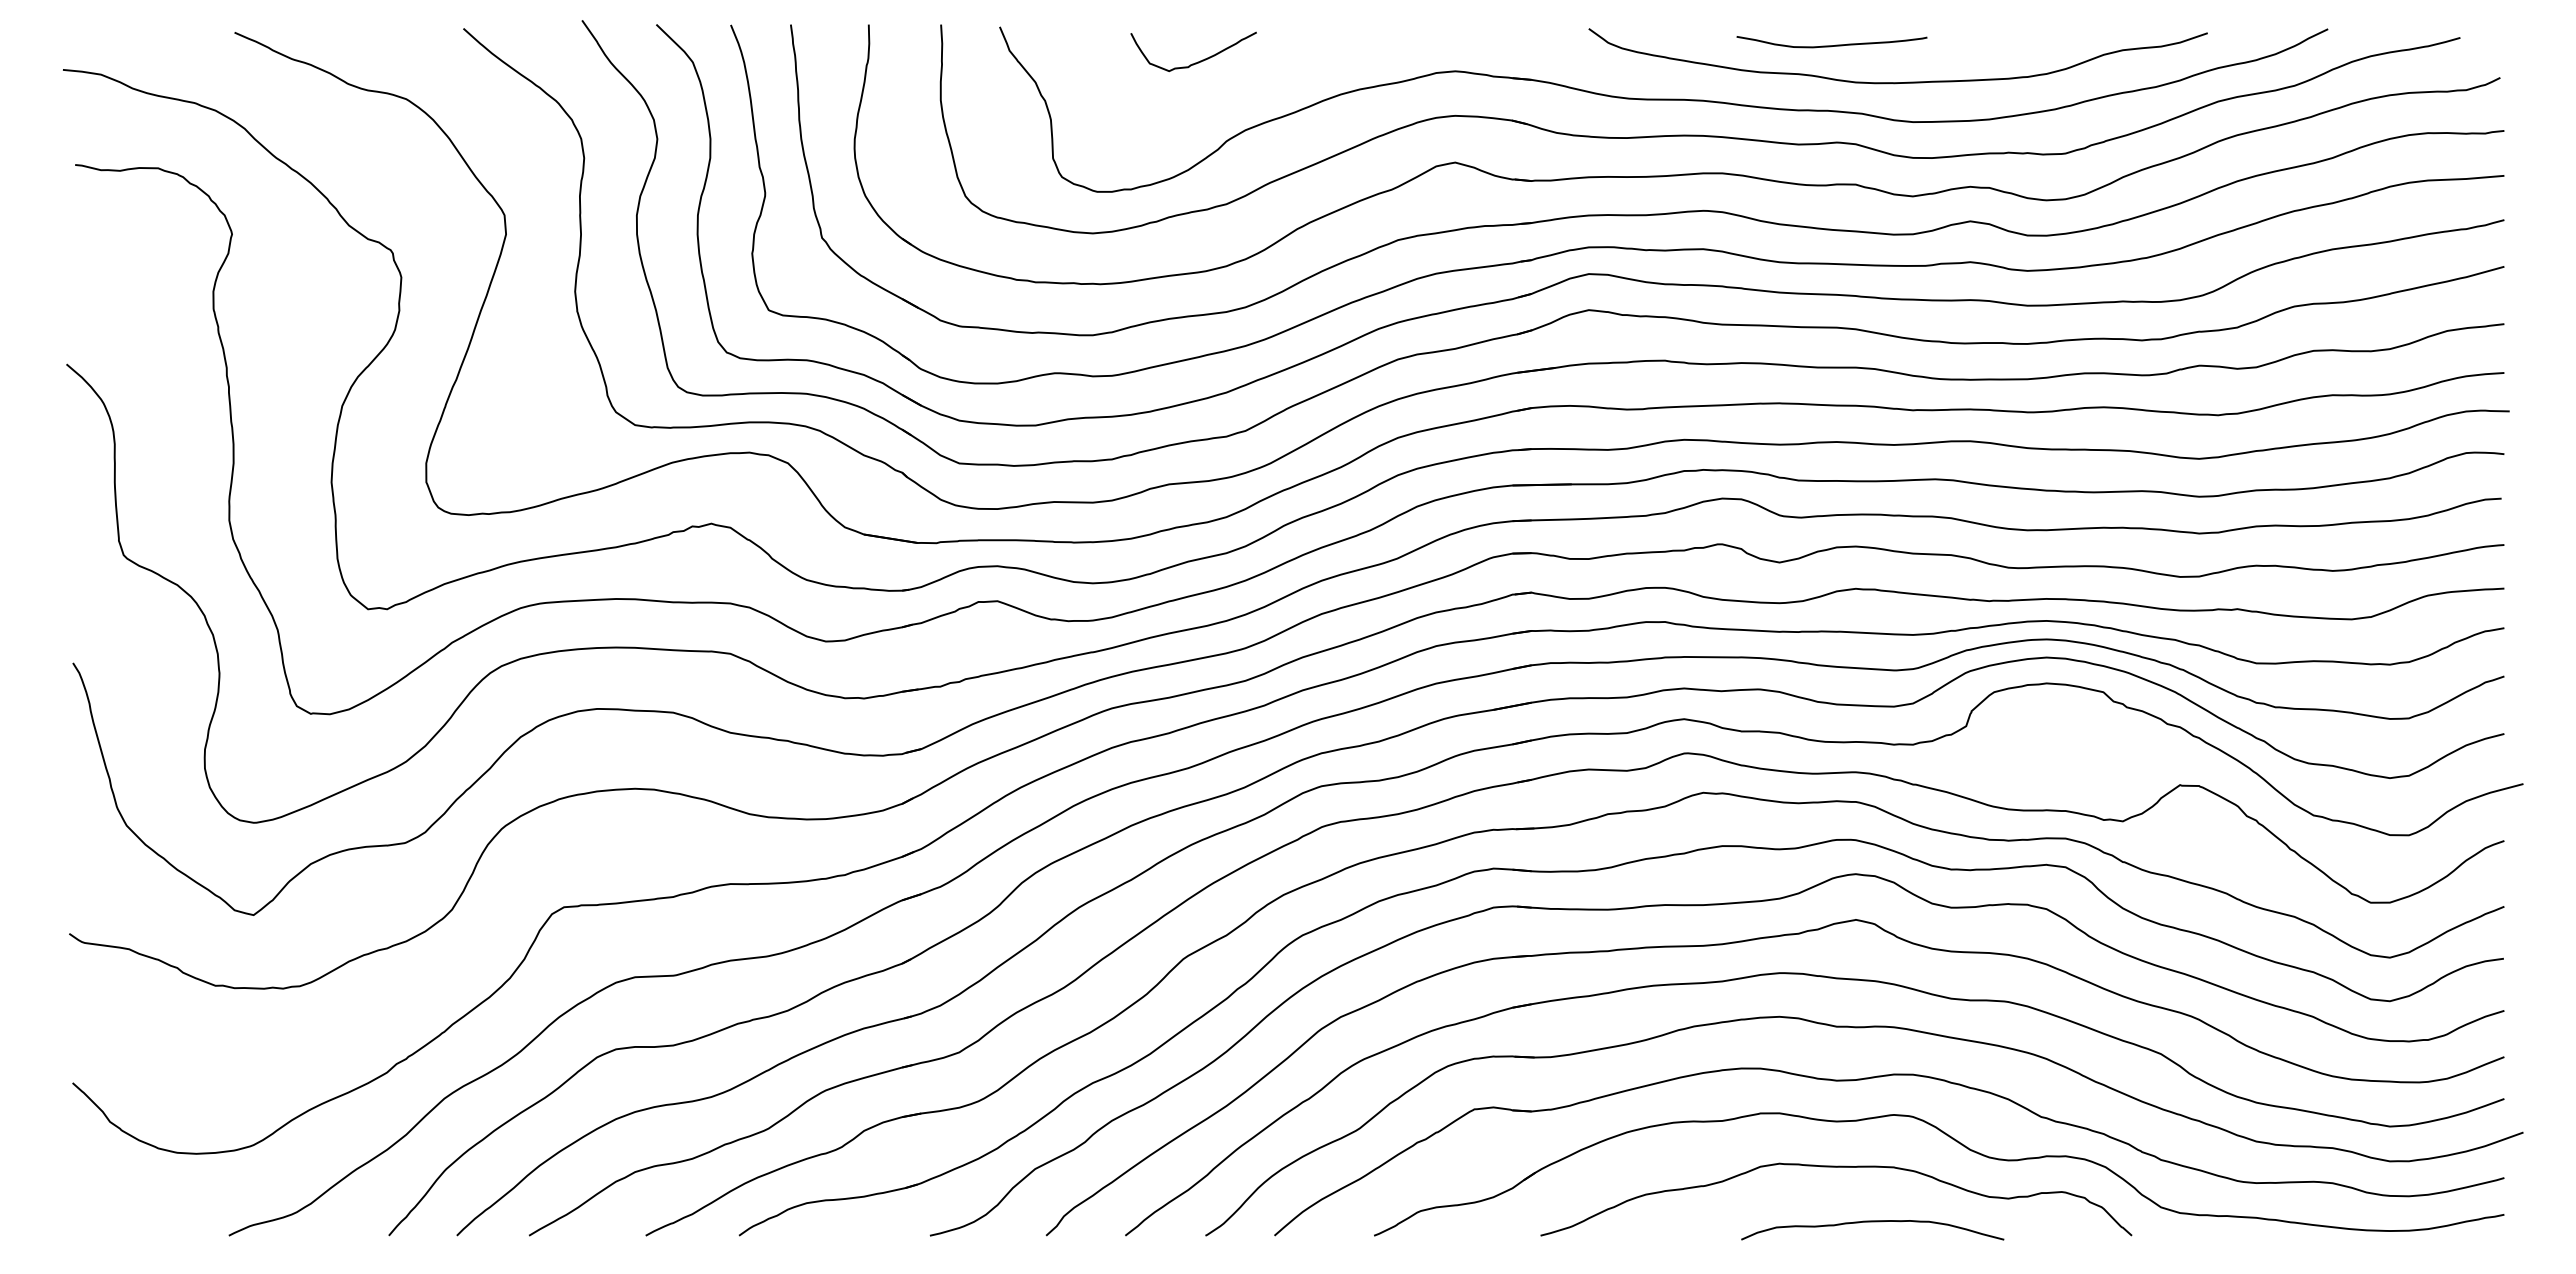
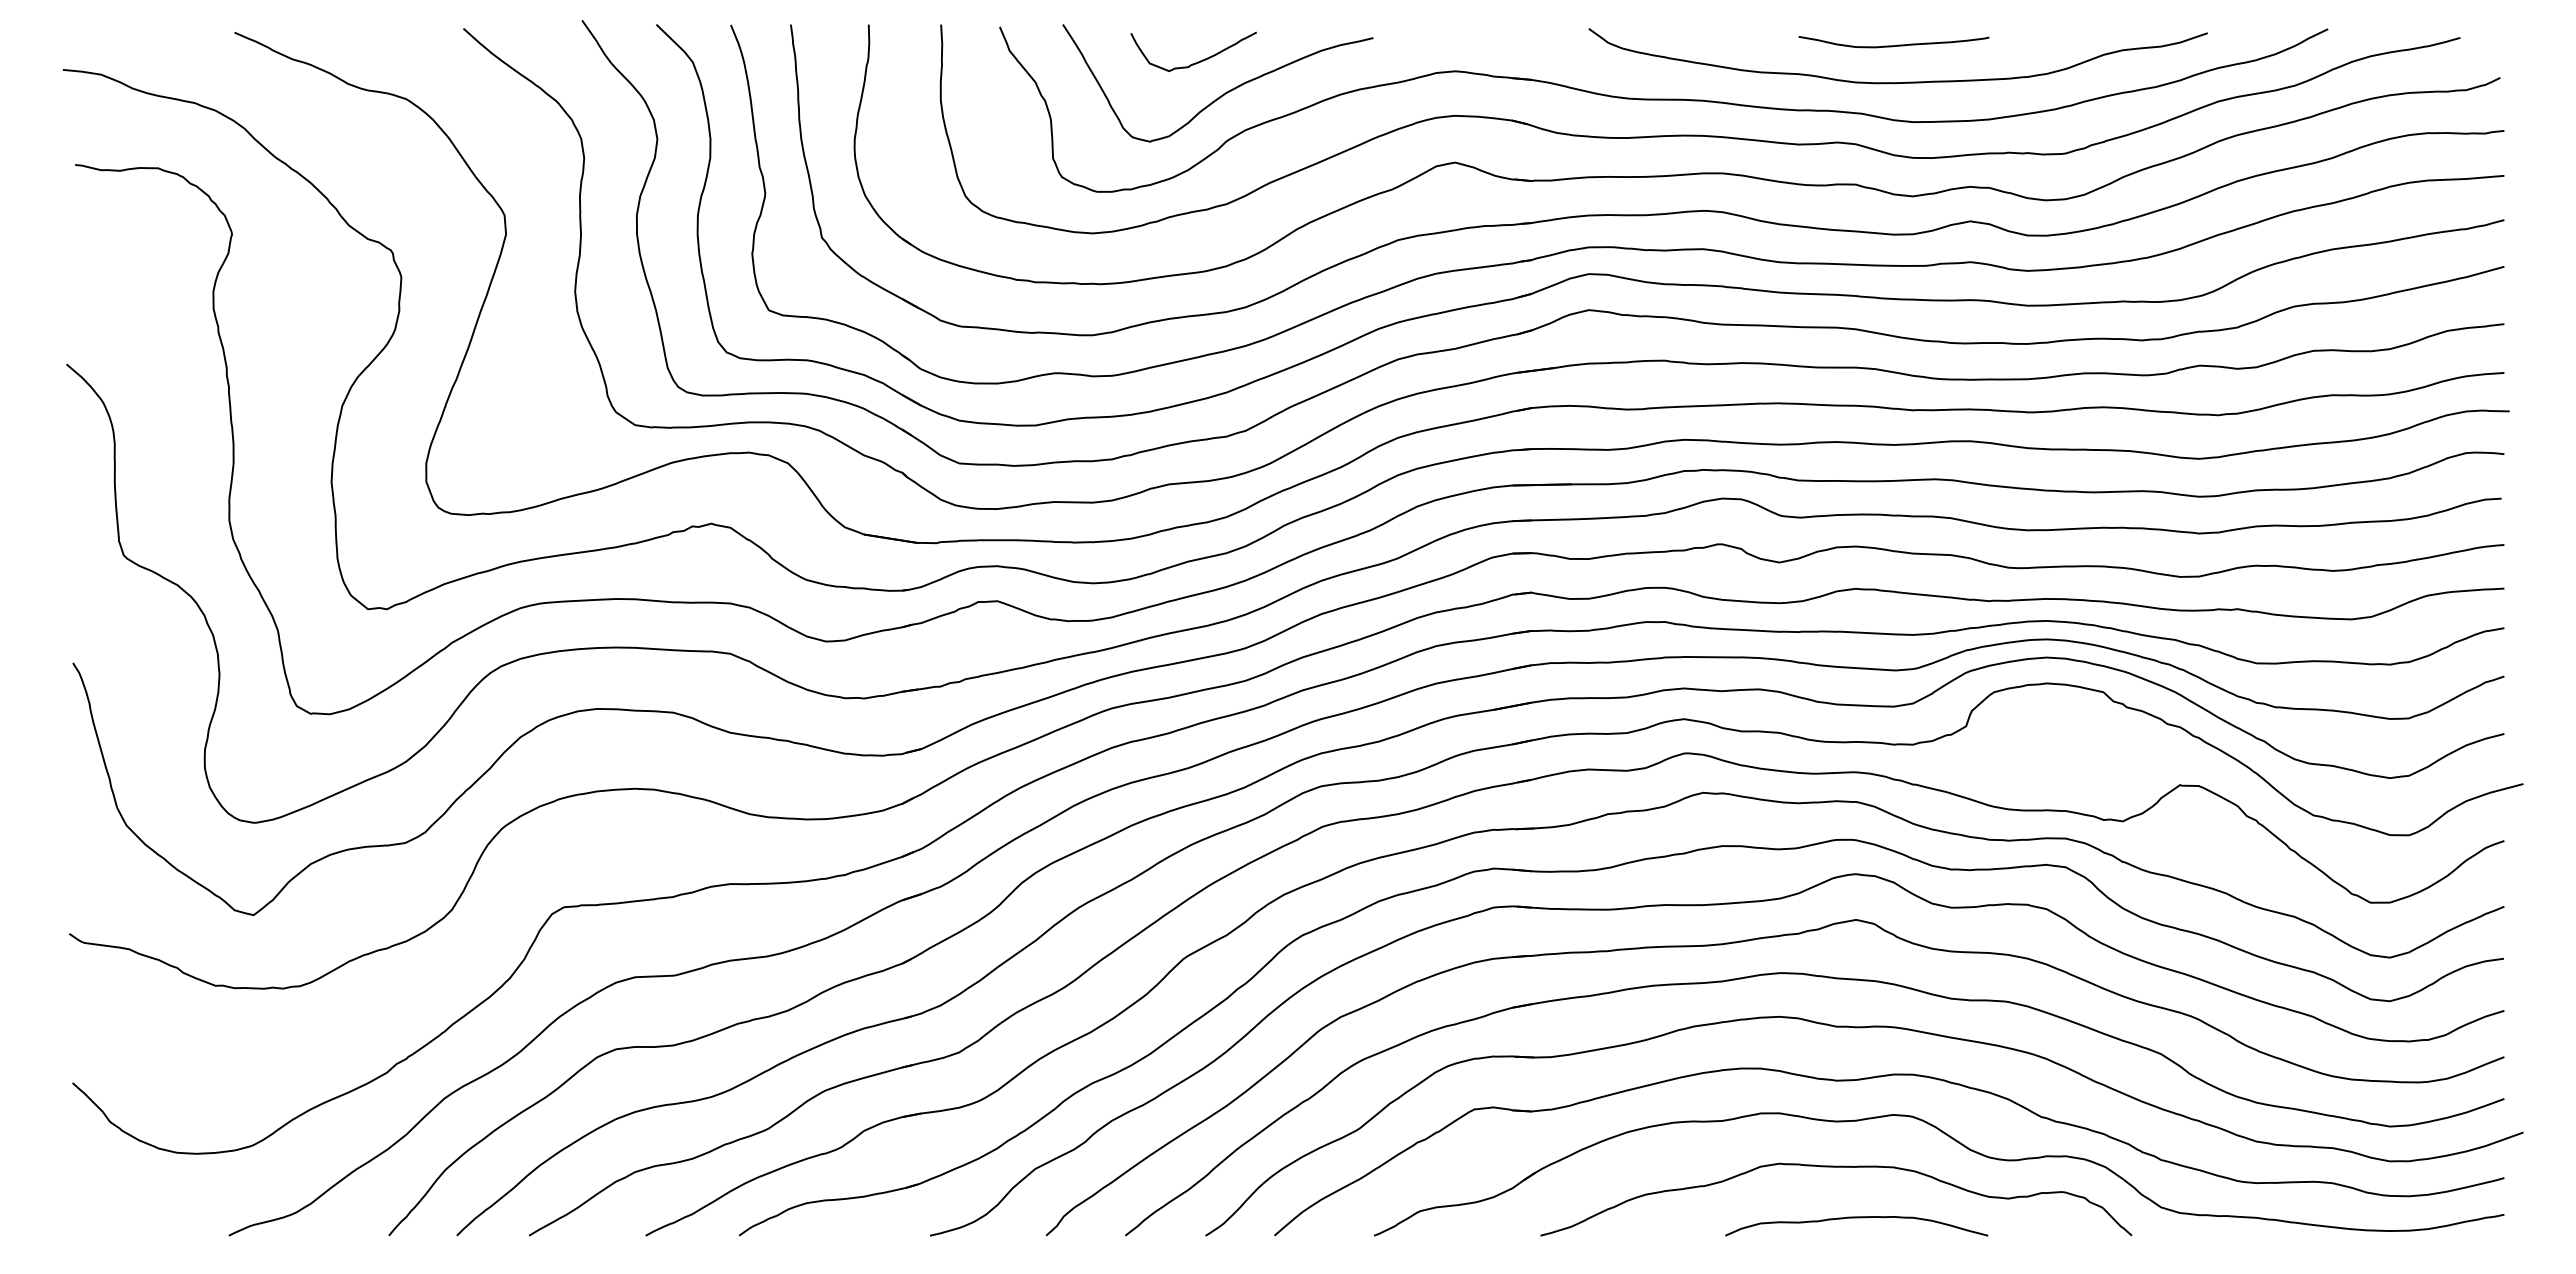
curve position: (1831, 45) -> (1893, 45) (1893, 45)
curve: none -> present (1223, 93)
curve position: (1872, 1222) -> (1856, 1218) (1856, 1218)
